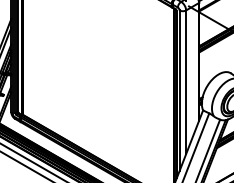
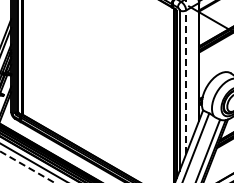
line: solid -> dashed (186, 82)
line: solid -> dashed (27, 167)
